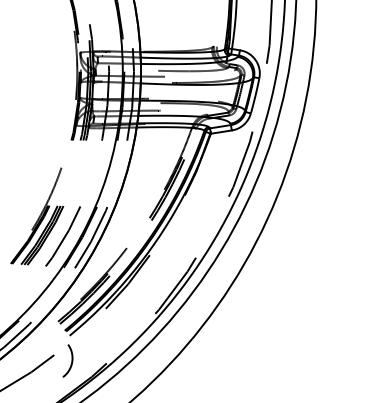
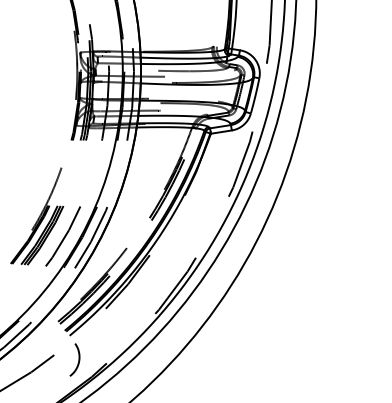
curve position: (71, 360) -> (78, 359) (78, 359)
